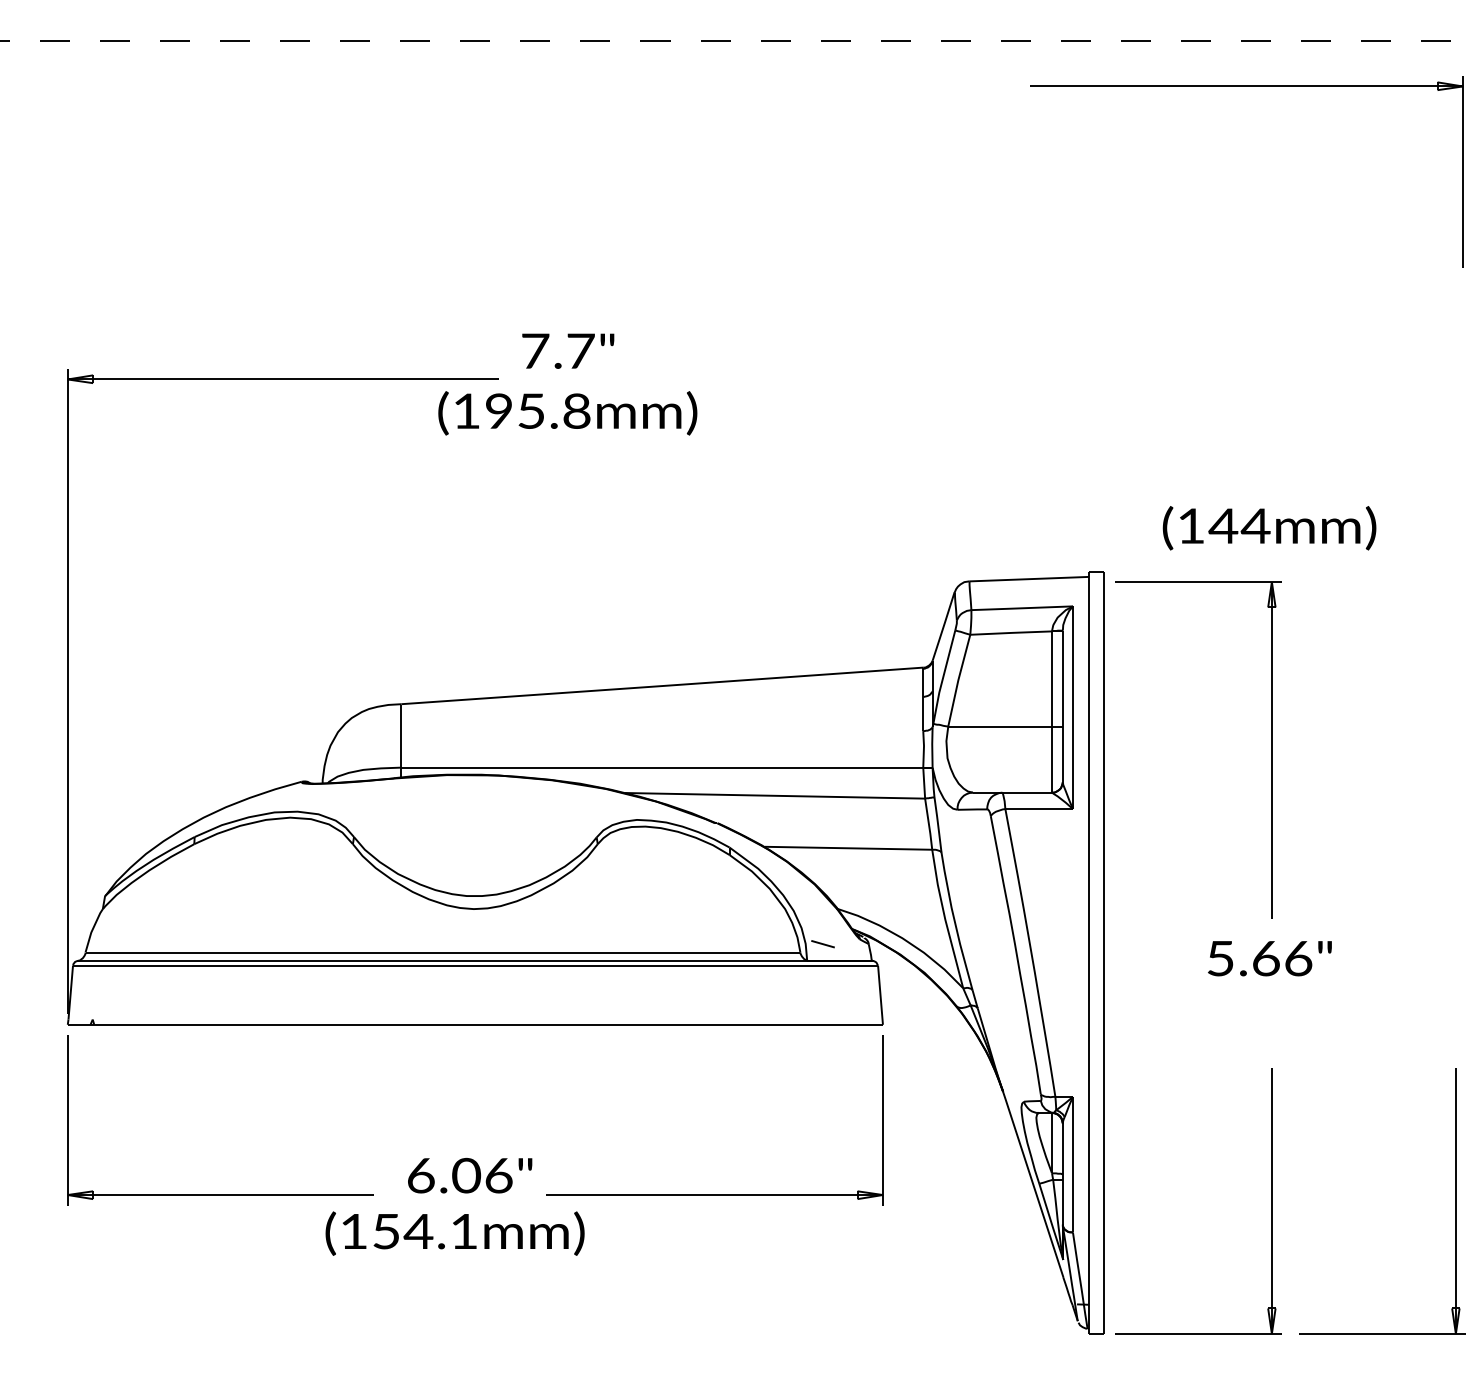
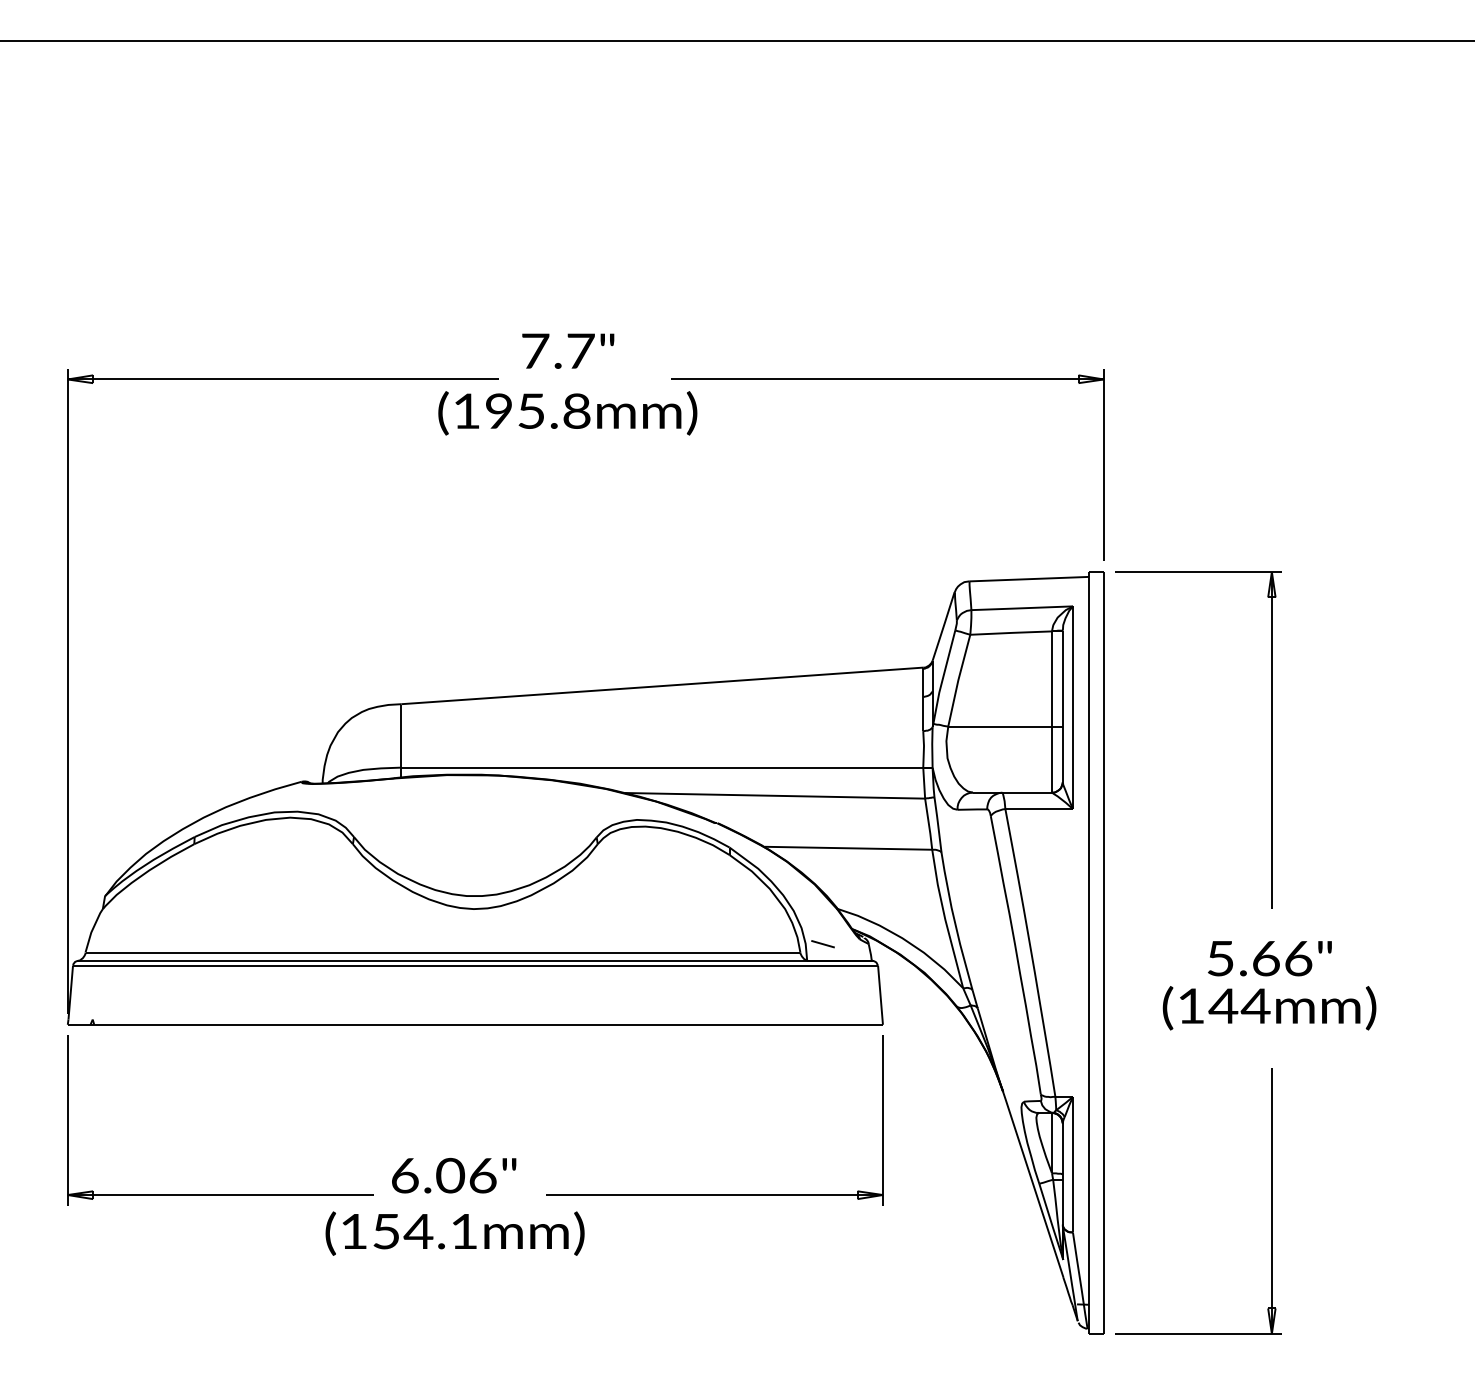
line: dashed -> solid (737, 41)
part position: (1246, 86) -> (887, 379) (887, 379)
text position: (1269, 528) -> (1269, 1008) (1269, 1008)
part position: (1271, 749) -> (1271, 739) (1271, 739)
text position: (470, 1175) -> (454, 1175) (454, 1175)
part: present -> none (1455, 1201)
